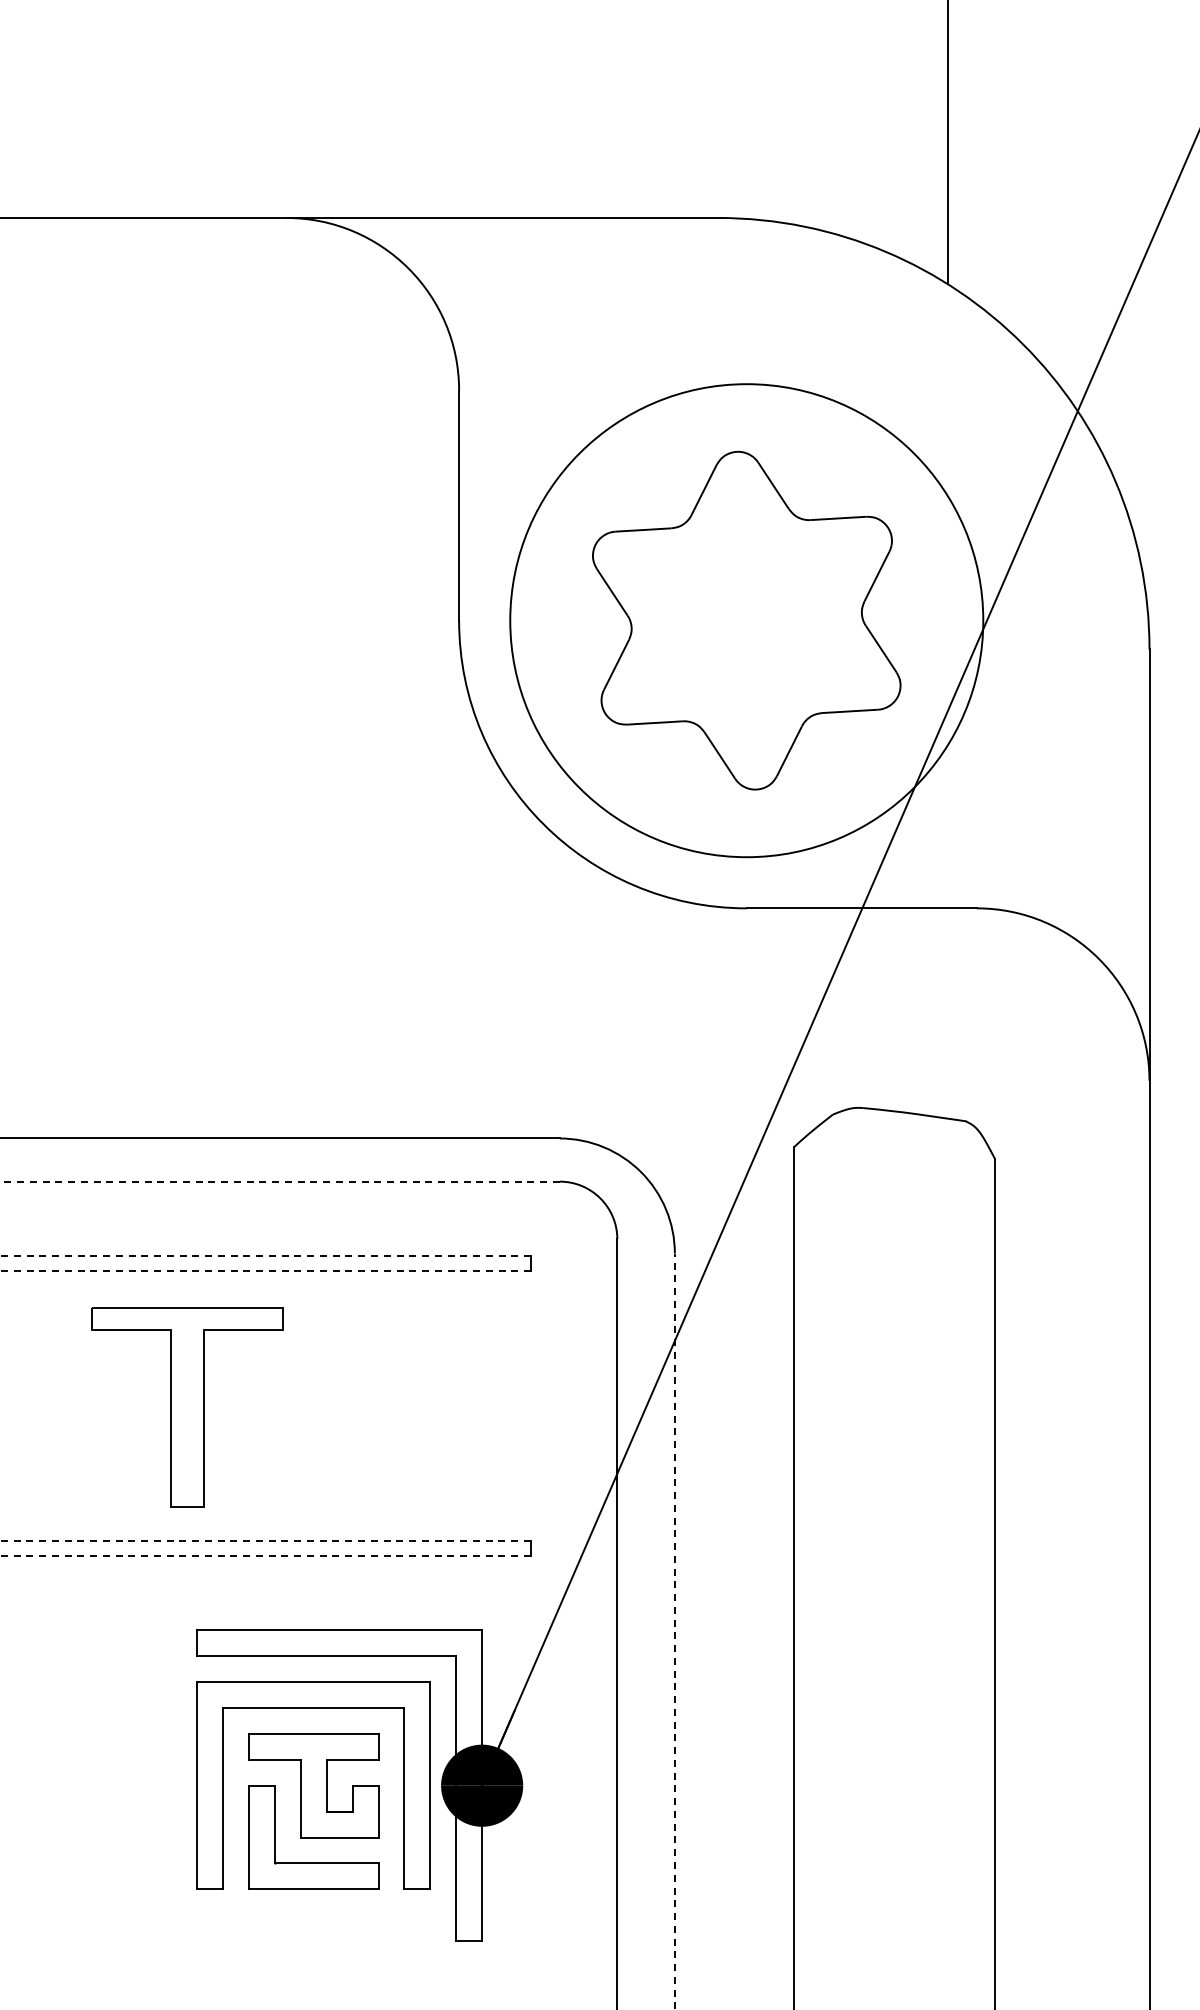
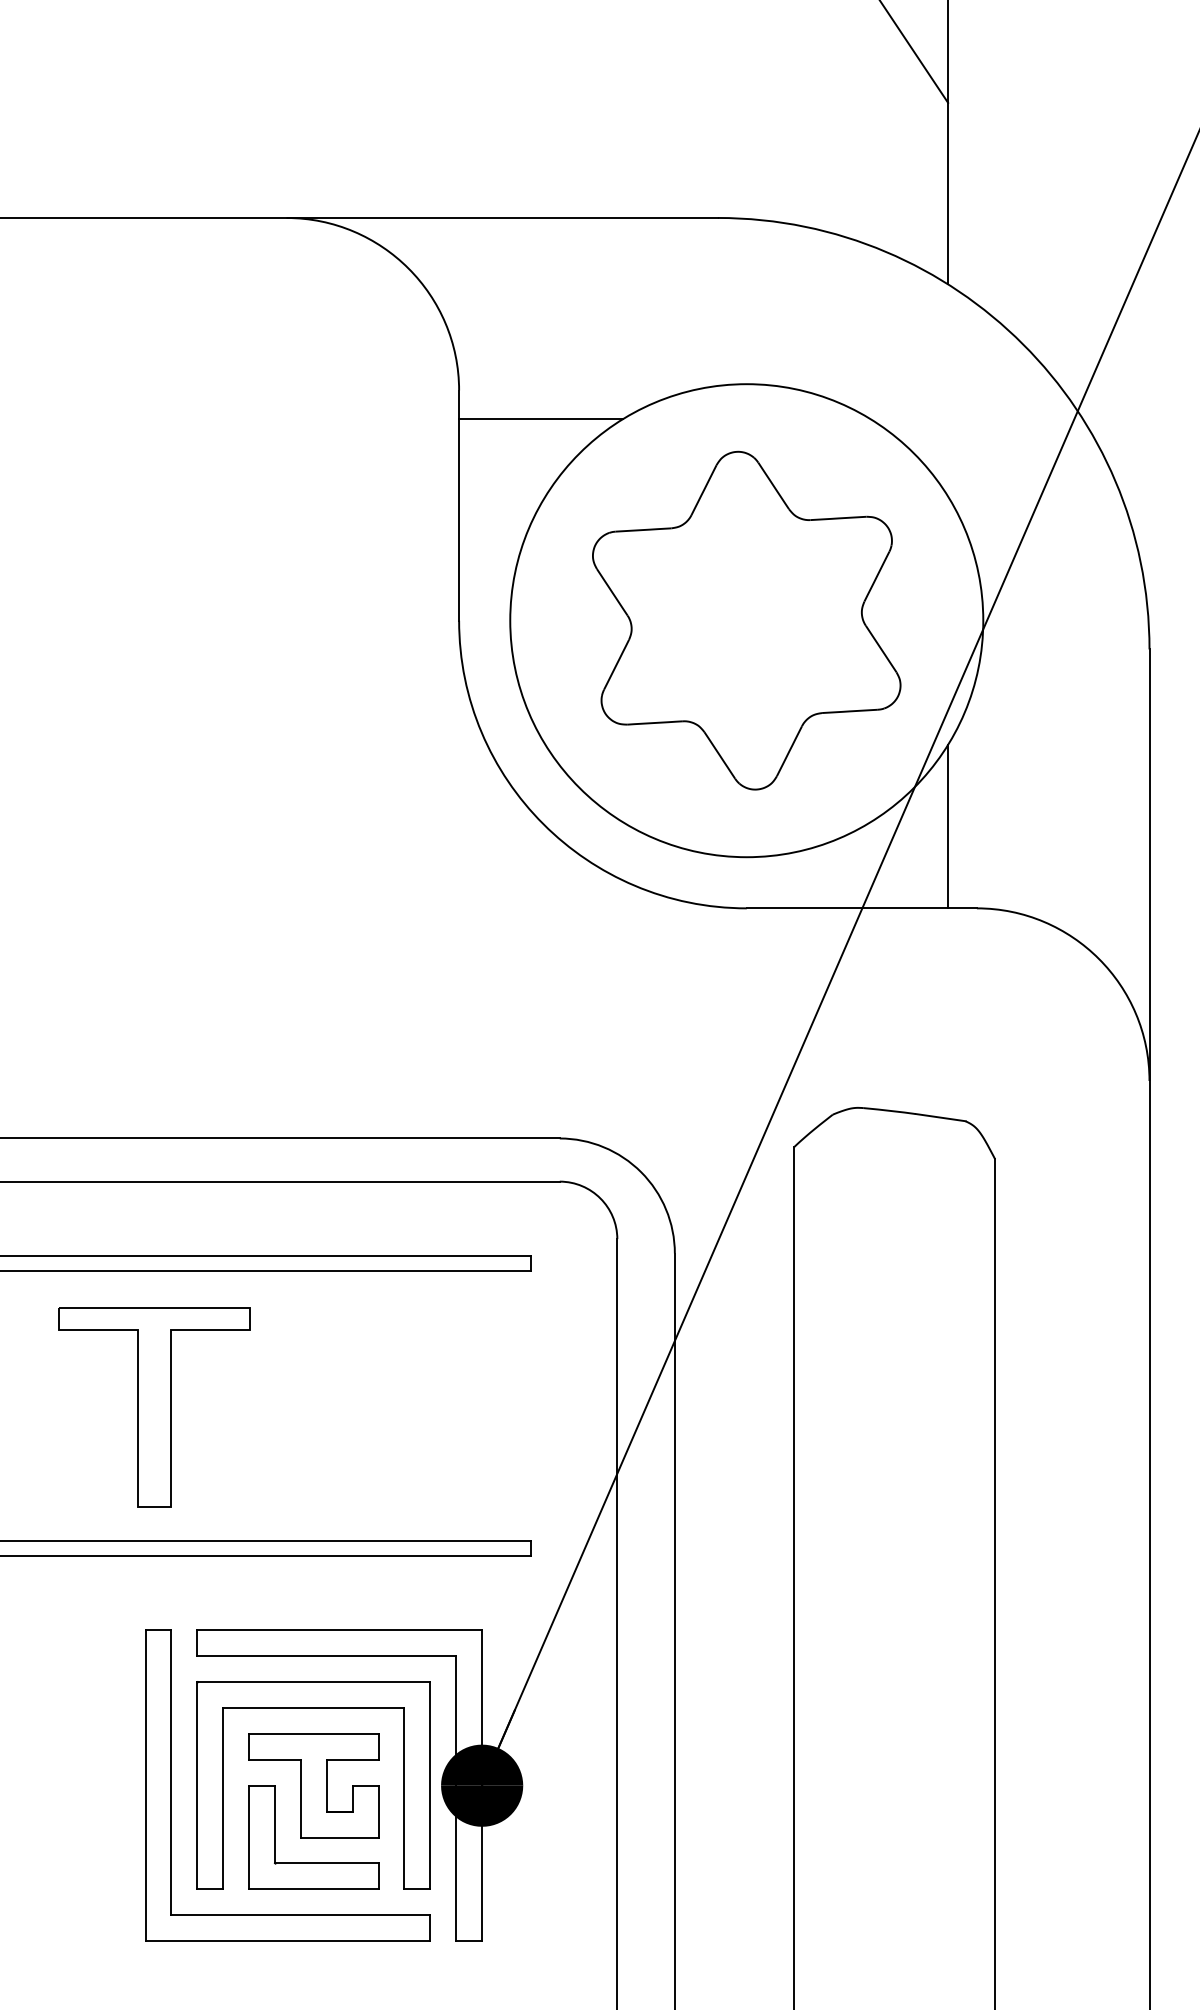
line: none -> present (914, 52)
line: none -> present (540, 419)
line: none -> present (948, 826)
line: dashed -> solid (279, 1181)
line: dashed -> solid (265, 1256)
line: dashed -> solid (265, 1271)
part position: (187, 1407) -> (154, 1407) (154, 1407)
line: dashed -> solid (266, 1540)
line: dashed -> solid (266, 1555)
line: dashed -> solid (674, 1631)
part: none -> present (171, 1785)
